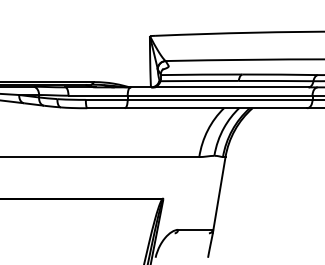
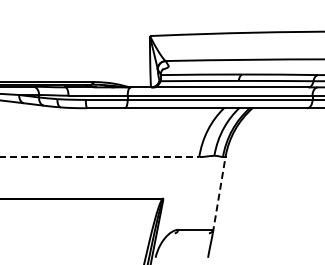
line: solid -> dashed (100, 157)
line: solid -> dashed (219, 195)
